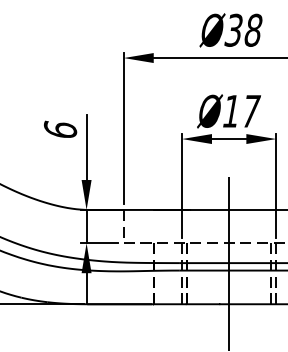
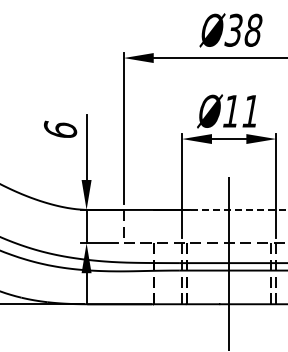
text: Ø17 -> Ø11 (251, 111)
line: solid -> dashed (239, 209)
